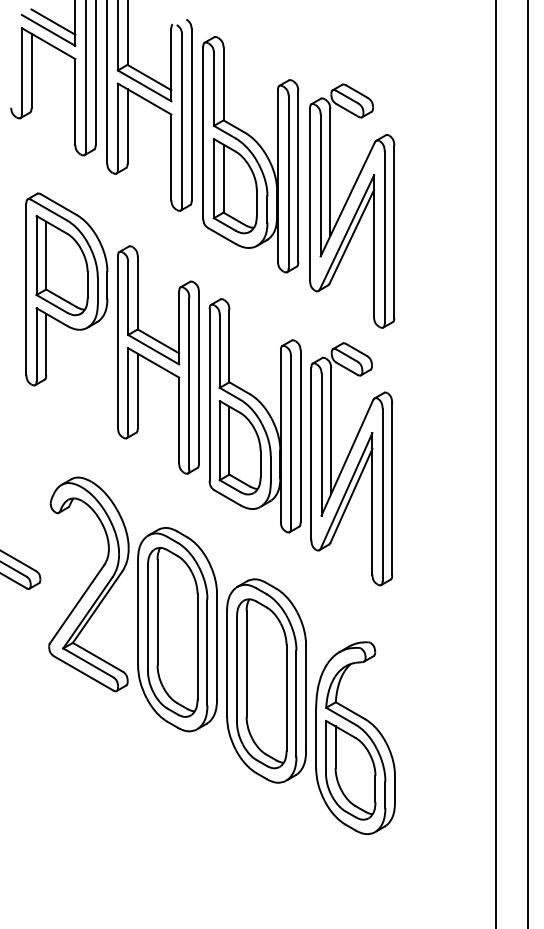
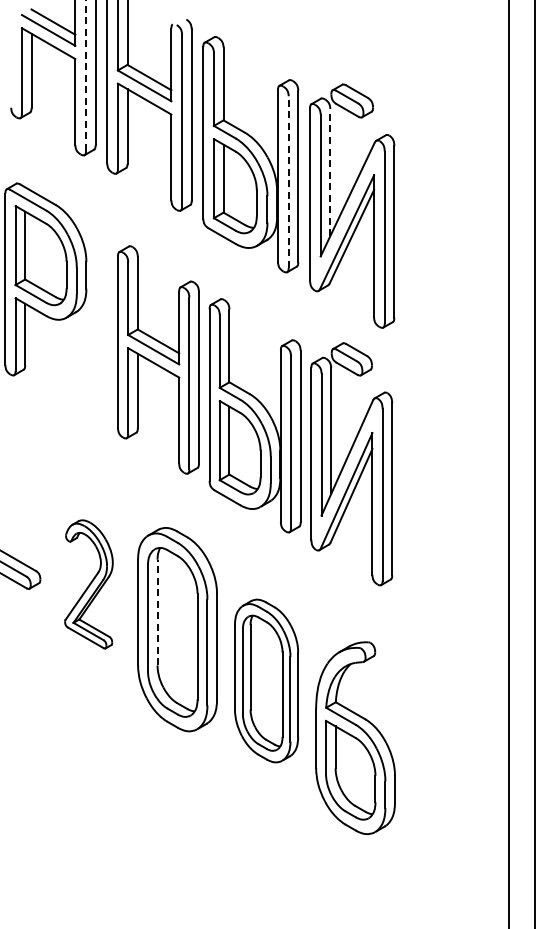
line: solid -> dashed (86, 75)
line: solid -> dashed (330, 172)
line: solid -> dashed (288, 182)
part position: (66, 289) -> (45, 279) (45, 279)
line position: (495, 463) -> (508, 463) (508, 463)
line position: (527, 463) -> (534, 463) (534, 463)
part size: 82x217 px -> 50x131 px (88, 584)
line: solid -> dashed (157, 612)
part size: 81x206 px -> 65x166 px (266, 680)
